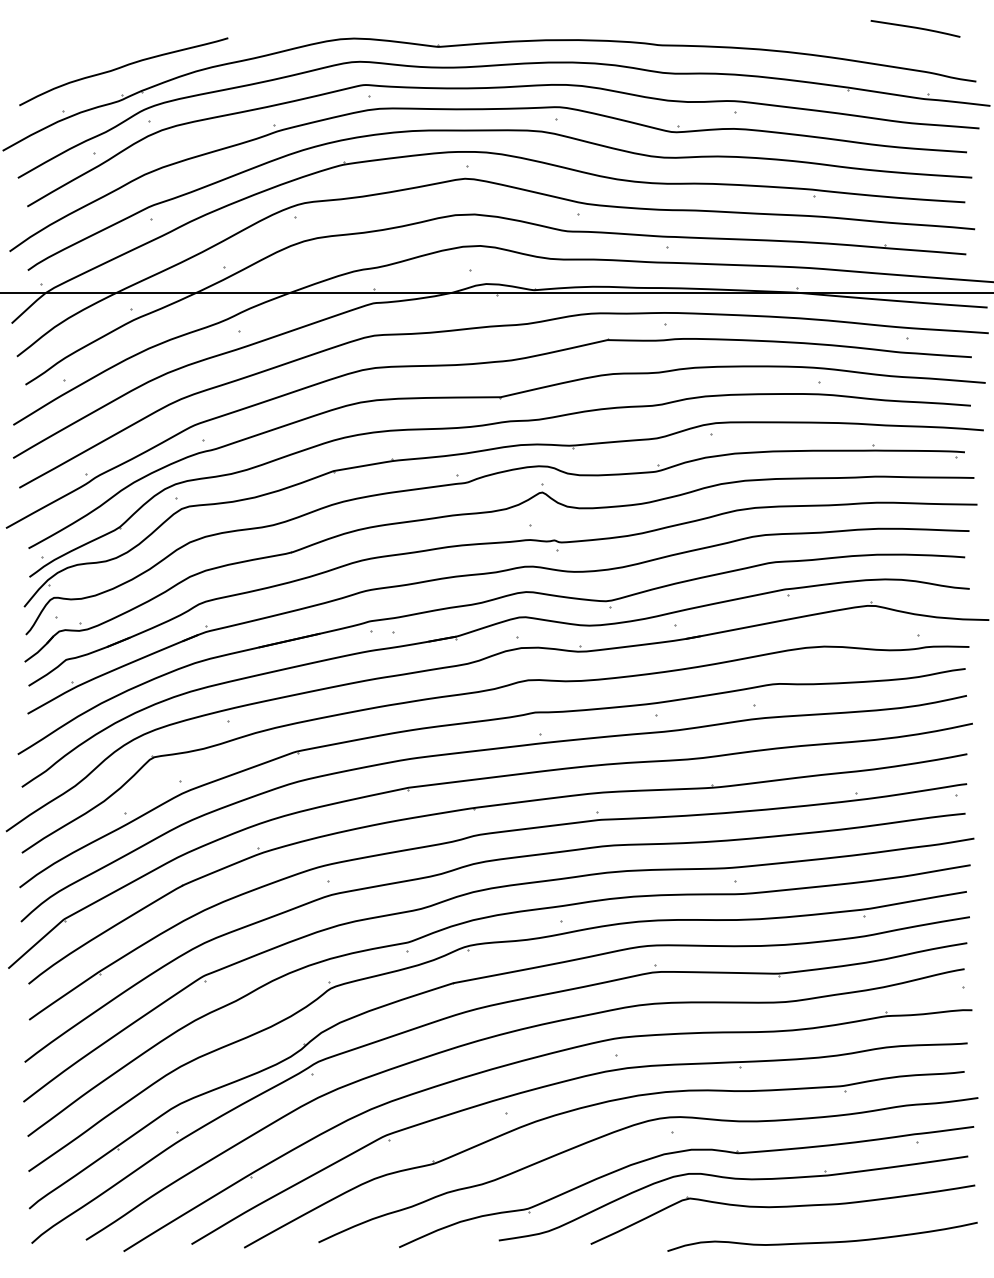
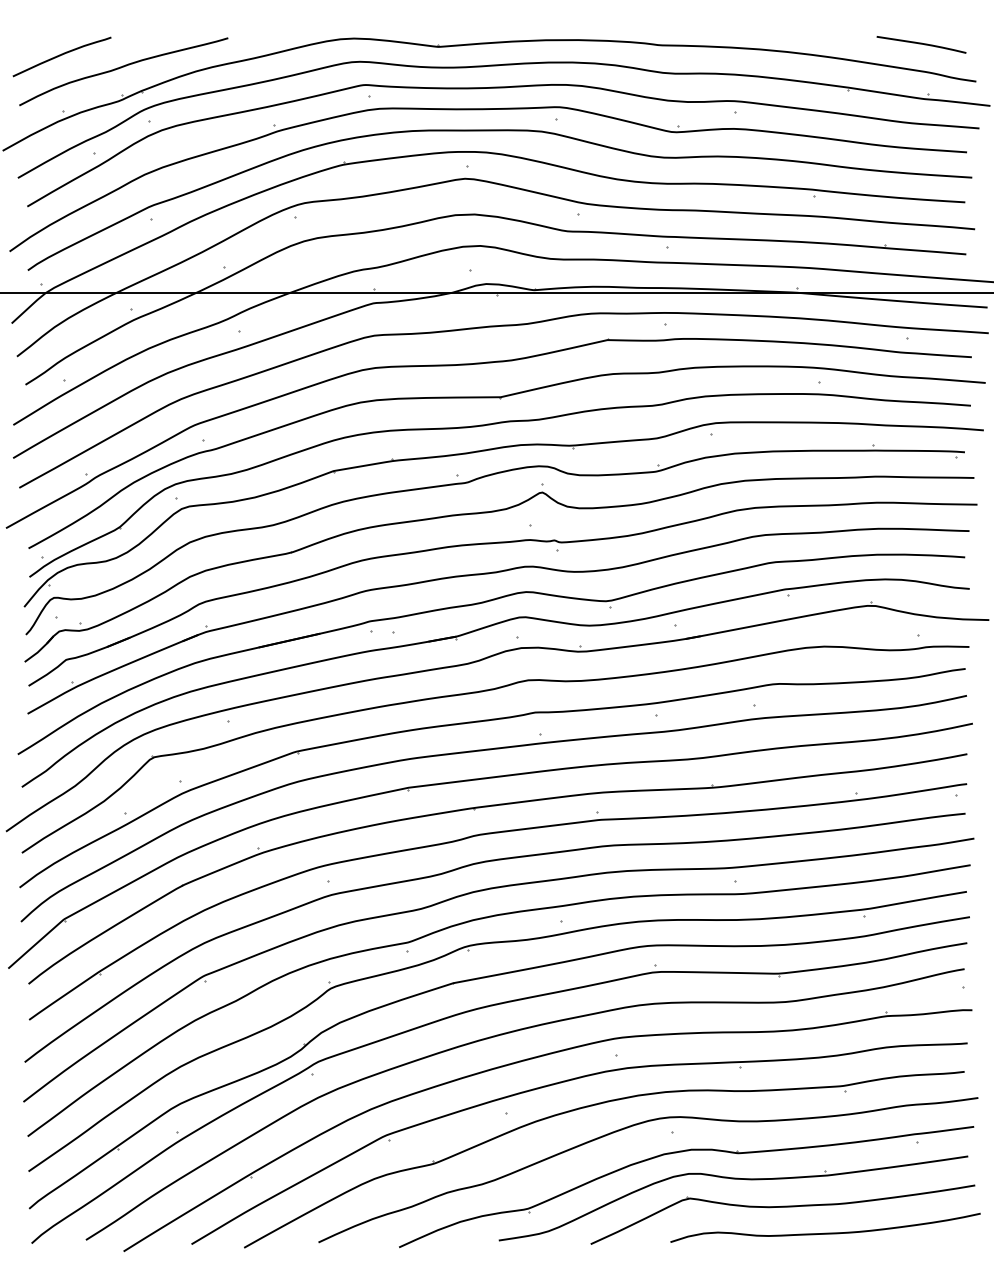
curve position: (915, 28) -> (921, 44) (921, 44)
curve: none -> present (61, 55)
curve position: (822, 1241) -> (825, 1232) (825, 1232)
